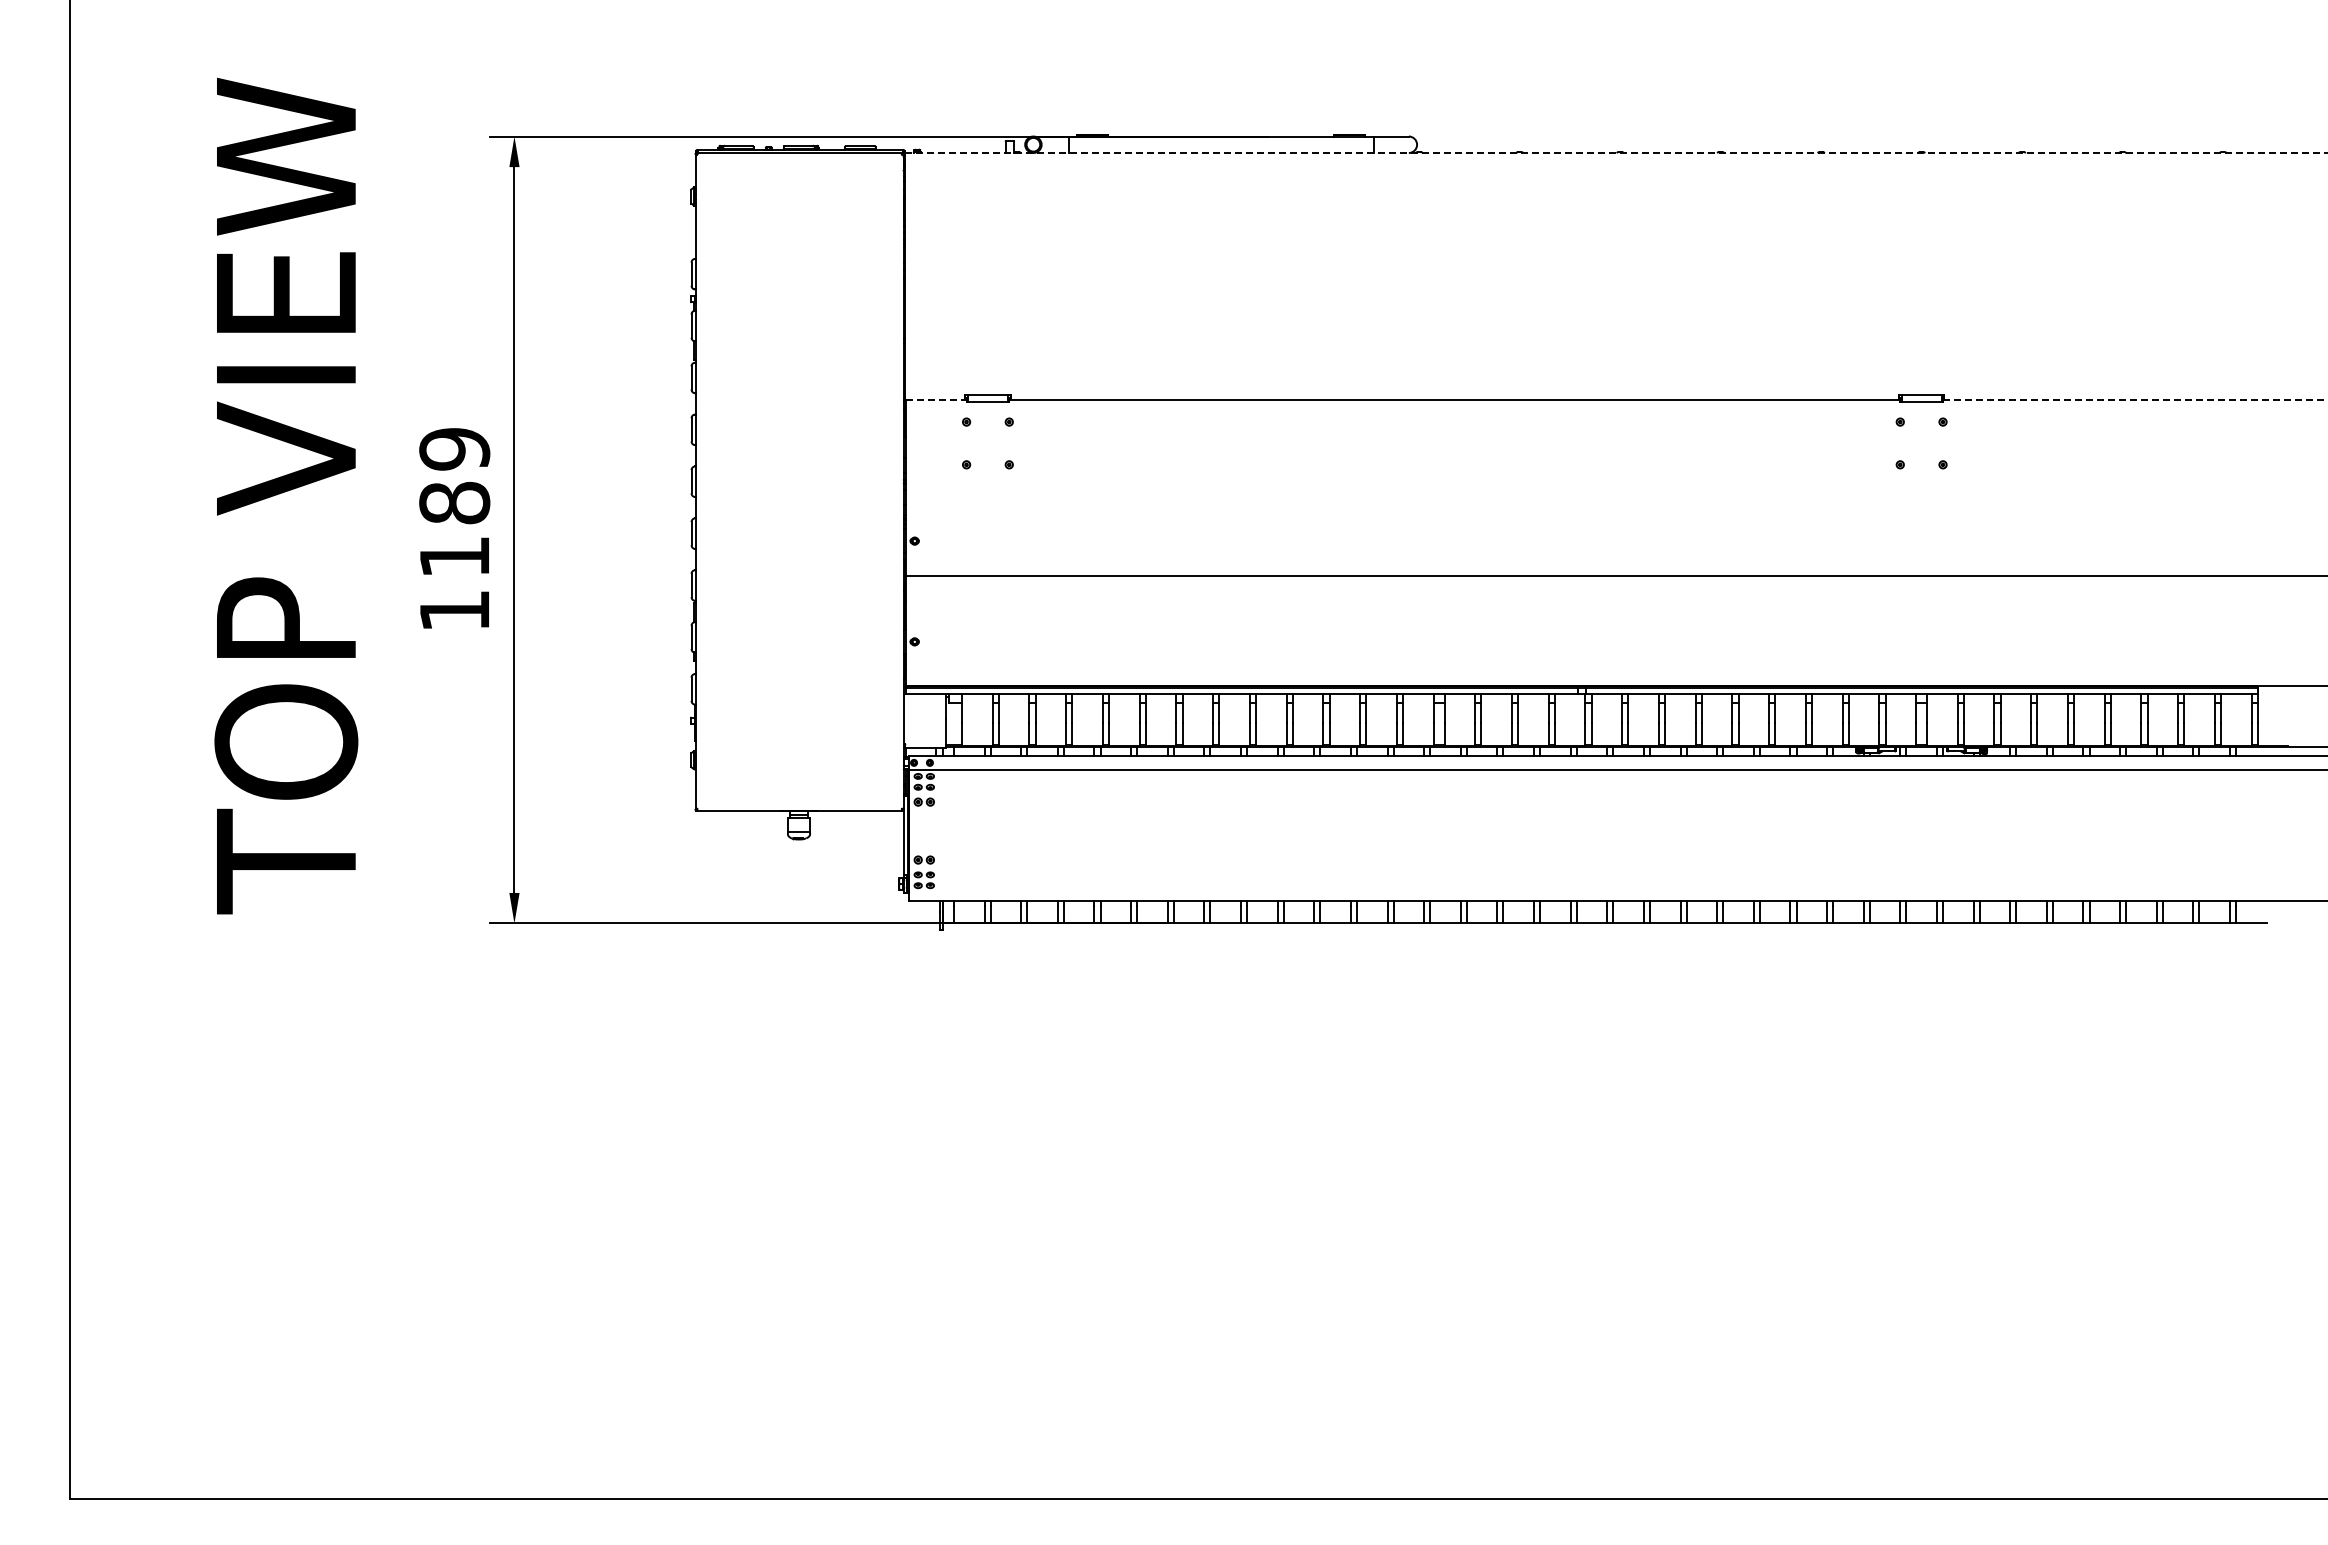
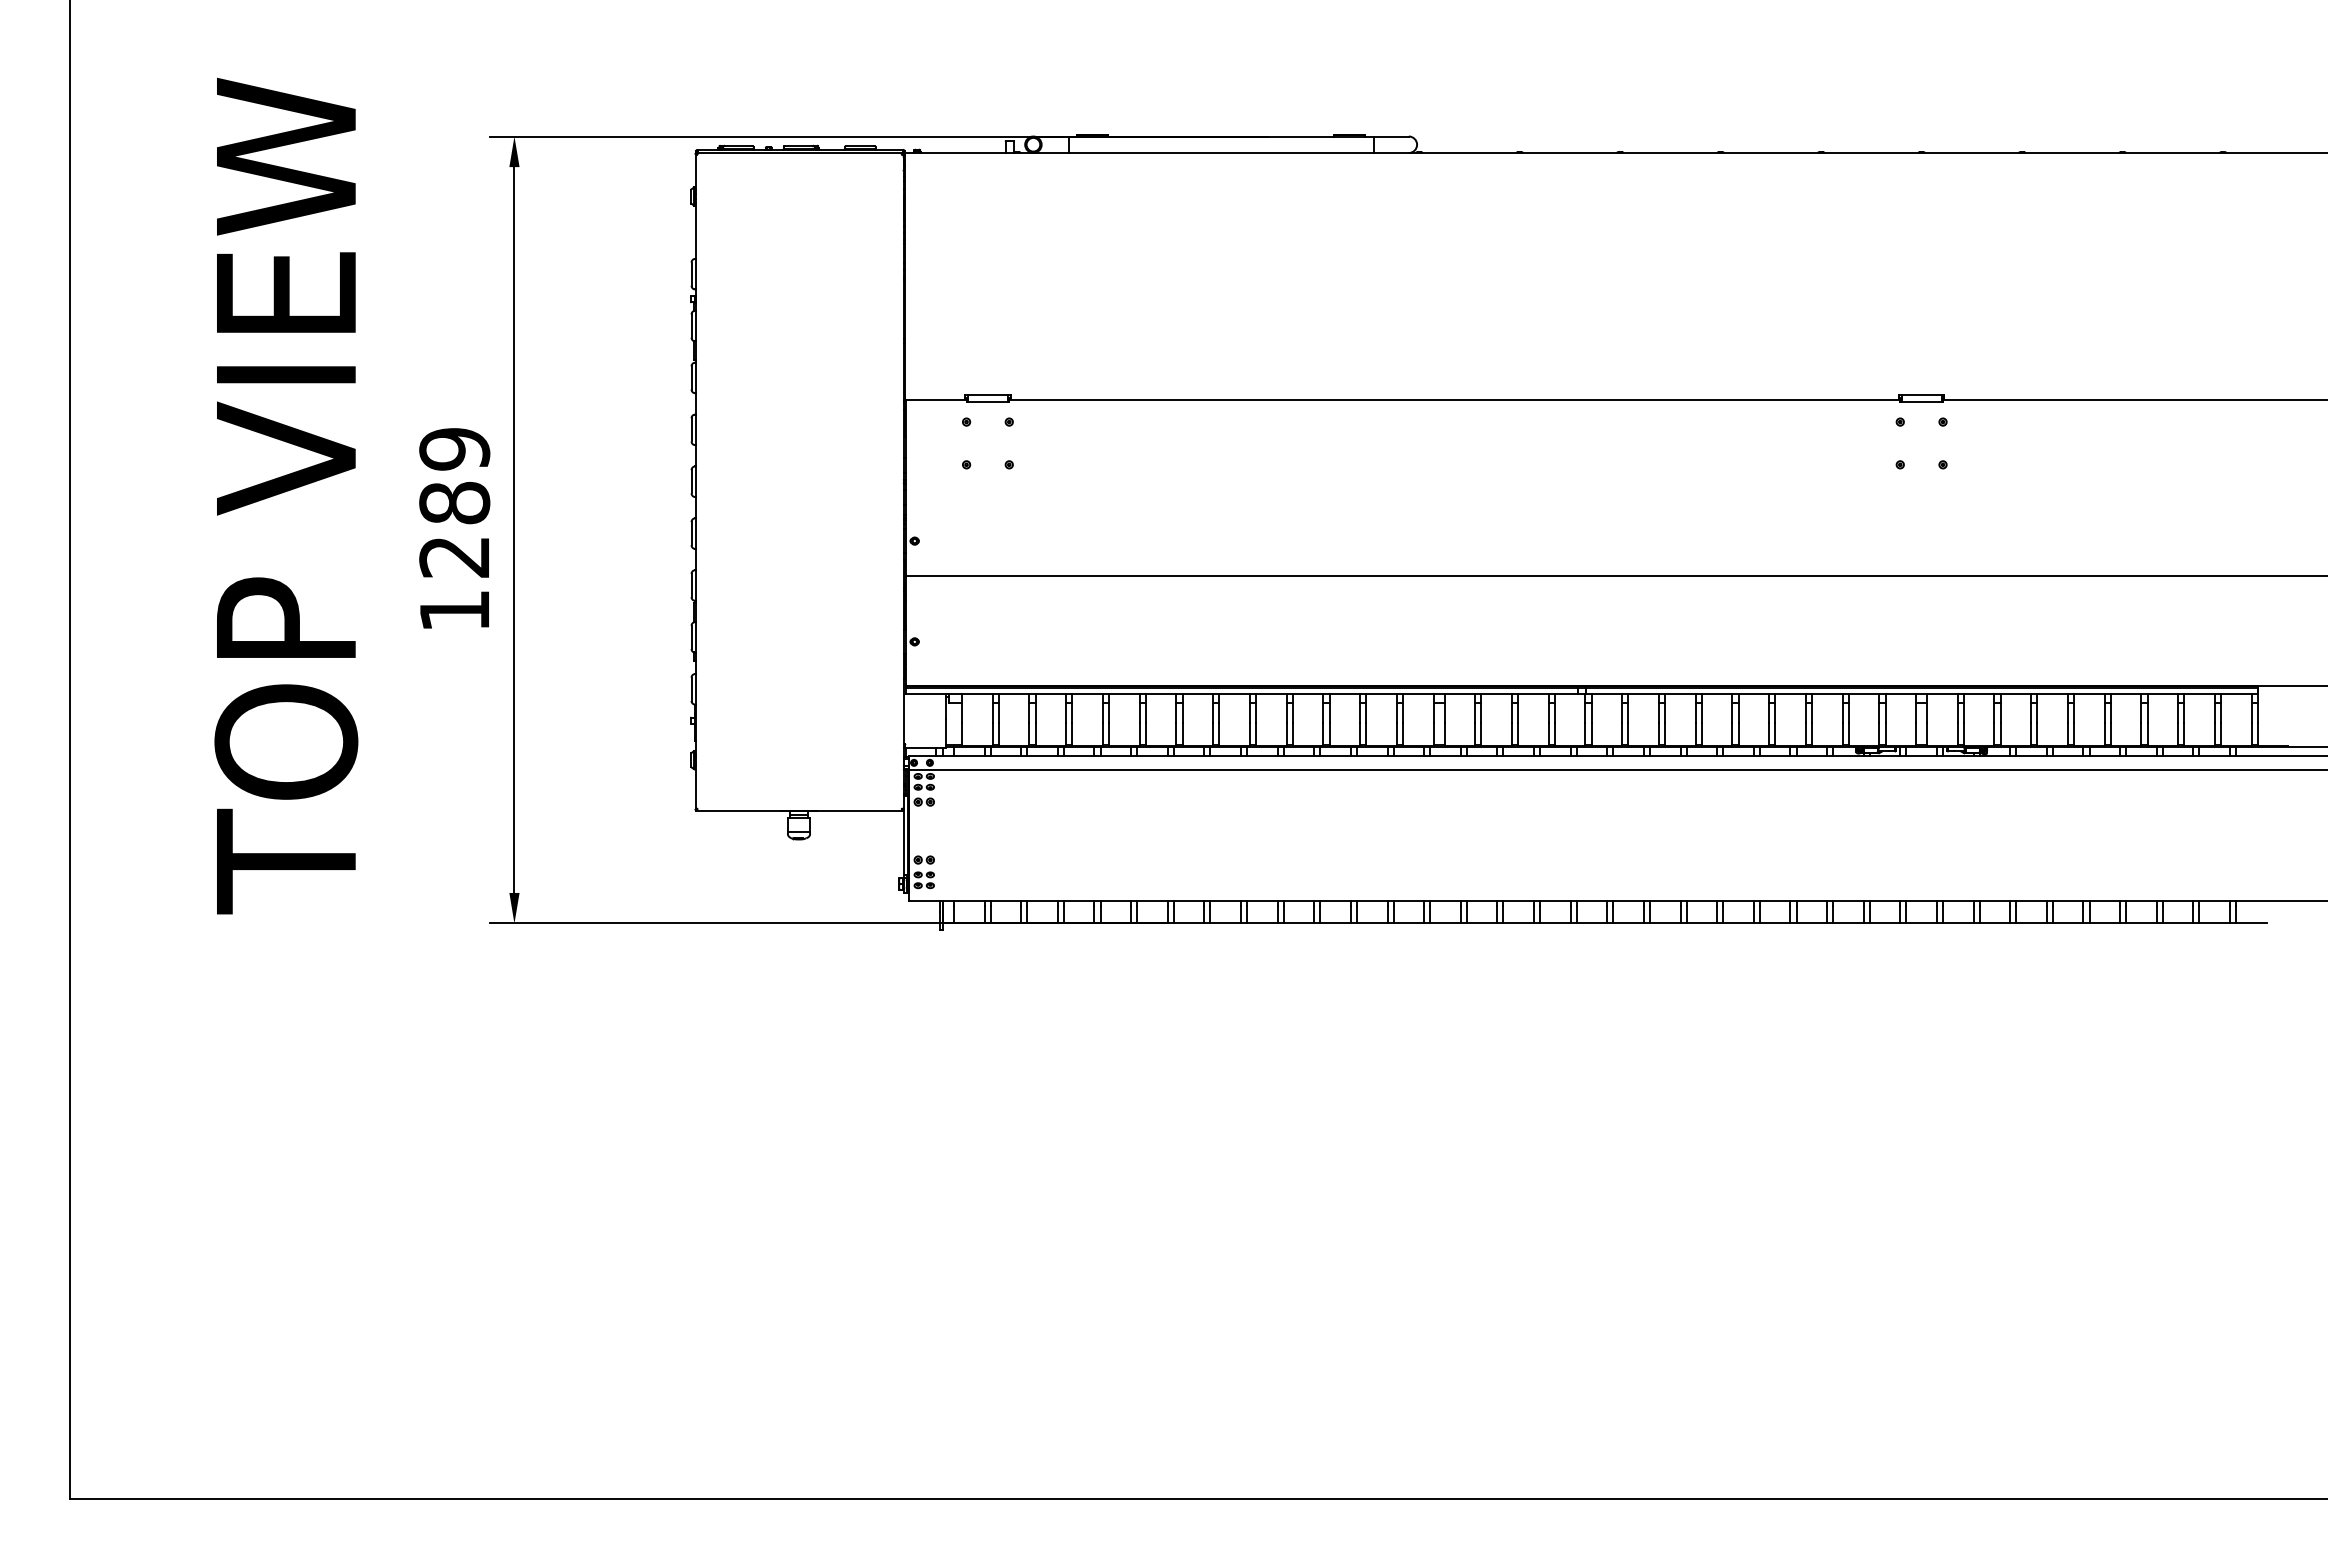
line: dashed -> solid (1616, 153)
line: dashed -> solid (936, 399)
line: dashed -> solid (2135, 399)
text: 1189 -> 1289 (453, 557)
